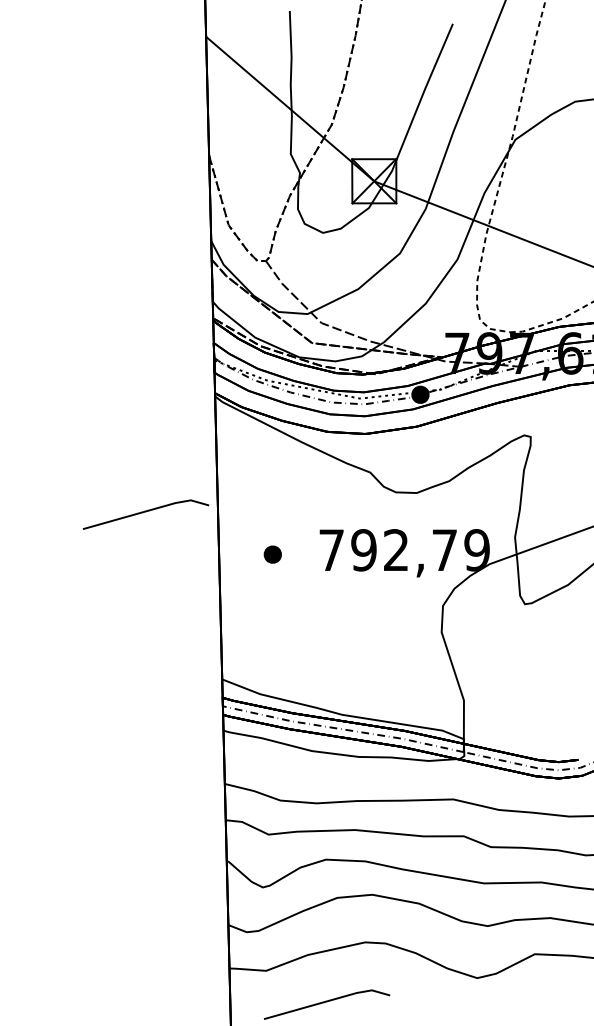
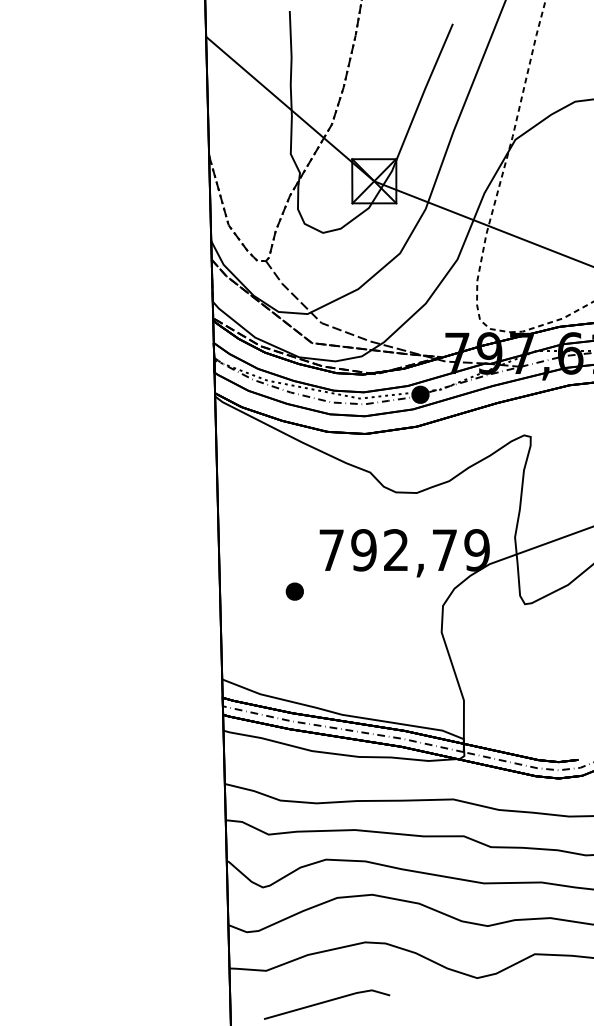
line: present -> none (146, 512)
part position: (272, 554) -> (294, 591) (294, 591)
